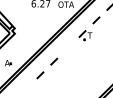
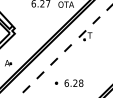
line: none -> present (67, 48)
part: none -> present (69, 82)
line: none -> present (26, 89)
